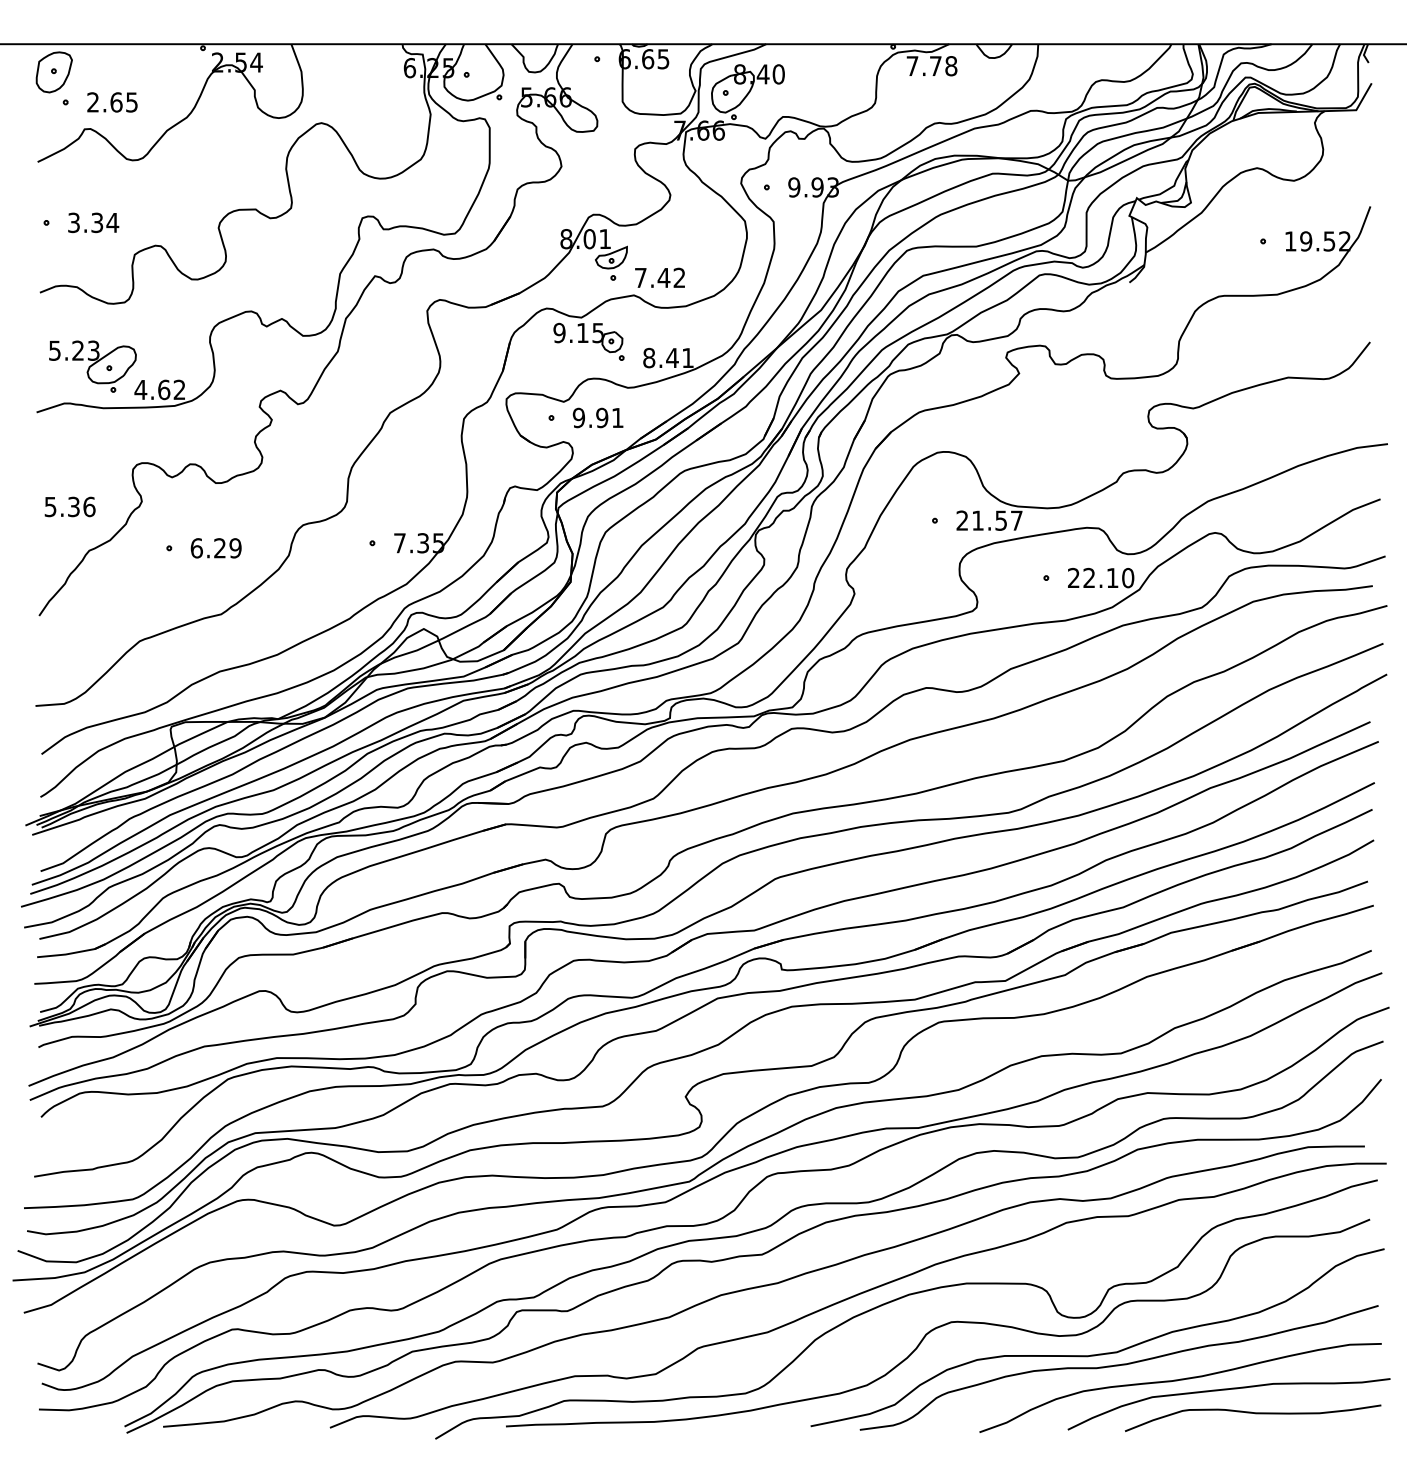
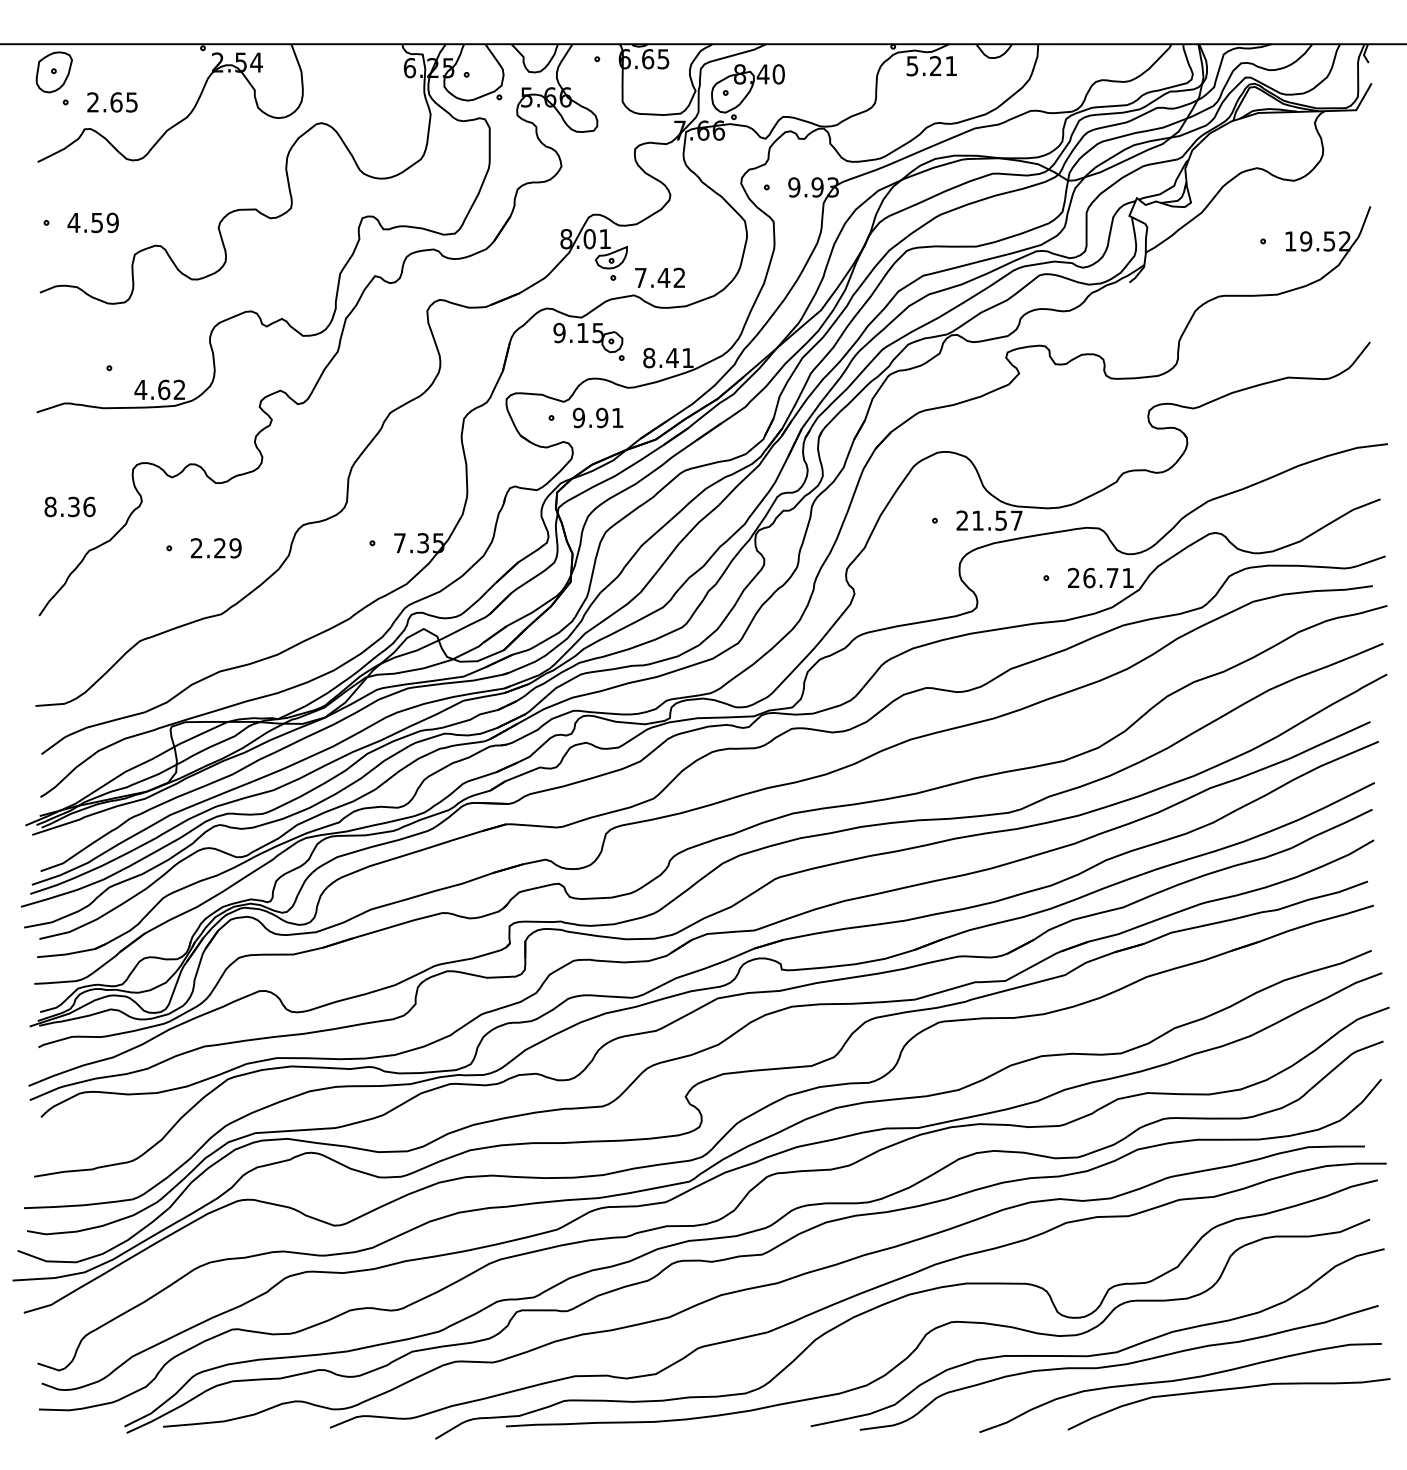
text: 7.78 -> 5.21 (931, 66)
text: 3.34 -> 4.59 (93, 222)
part: present -> none (92, 366)
text: 5.36 -> 8.36 (50, 506)
text: 6.29 -> 2.29 (196, 548)
text: 22.10 -> 26.71 (1108, 577)
curve: present -> none (1255, 1414)
